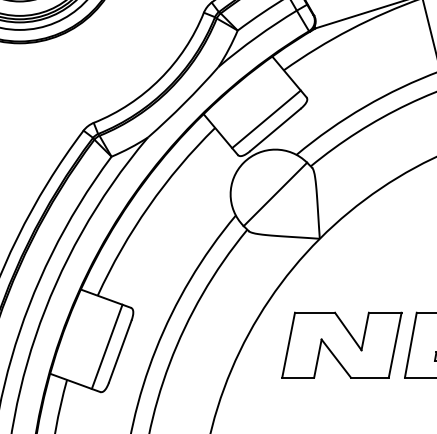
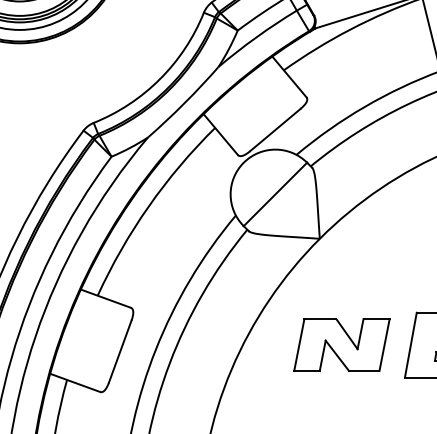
line: present -> none (266, 119)
part size: 122x68 px -> 98x54 px (341, 344)
line: present -> none (106, 346)
